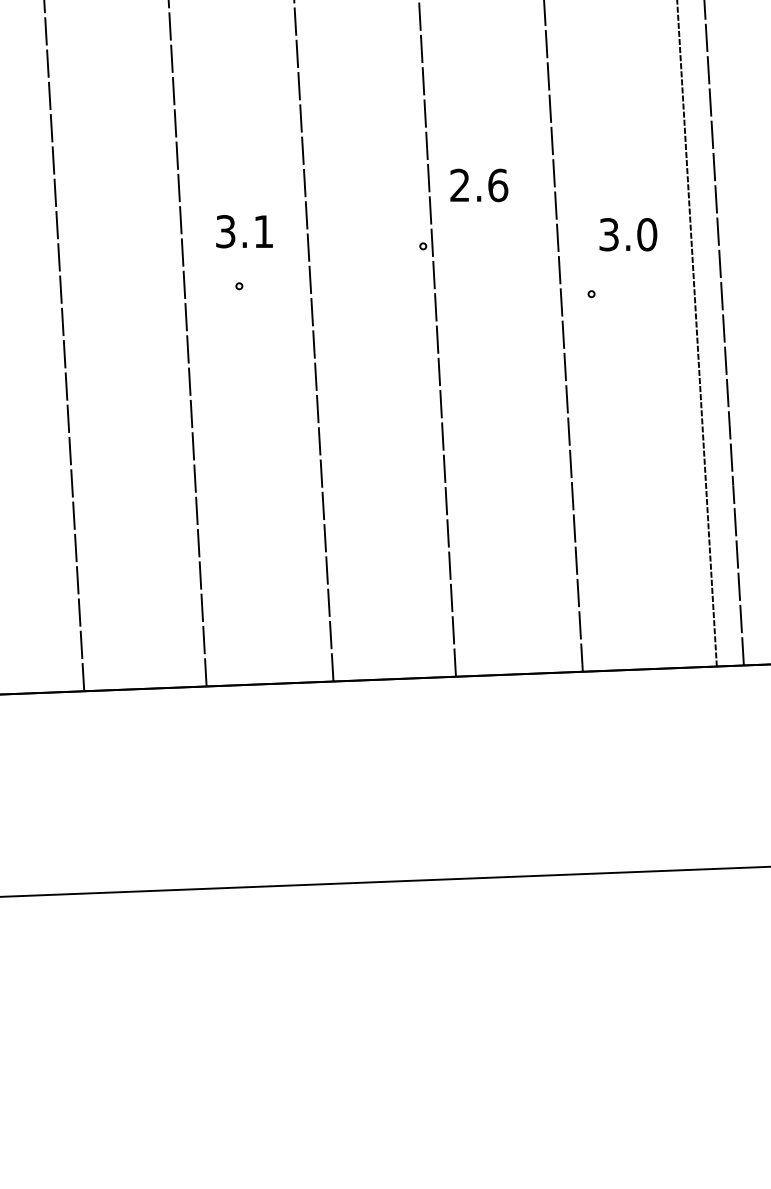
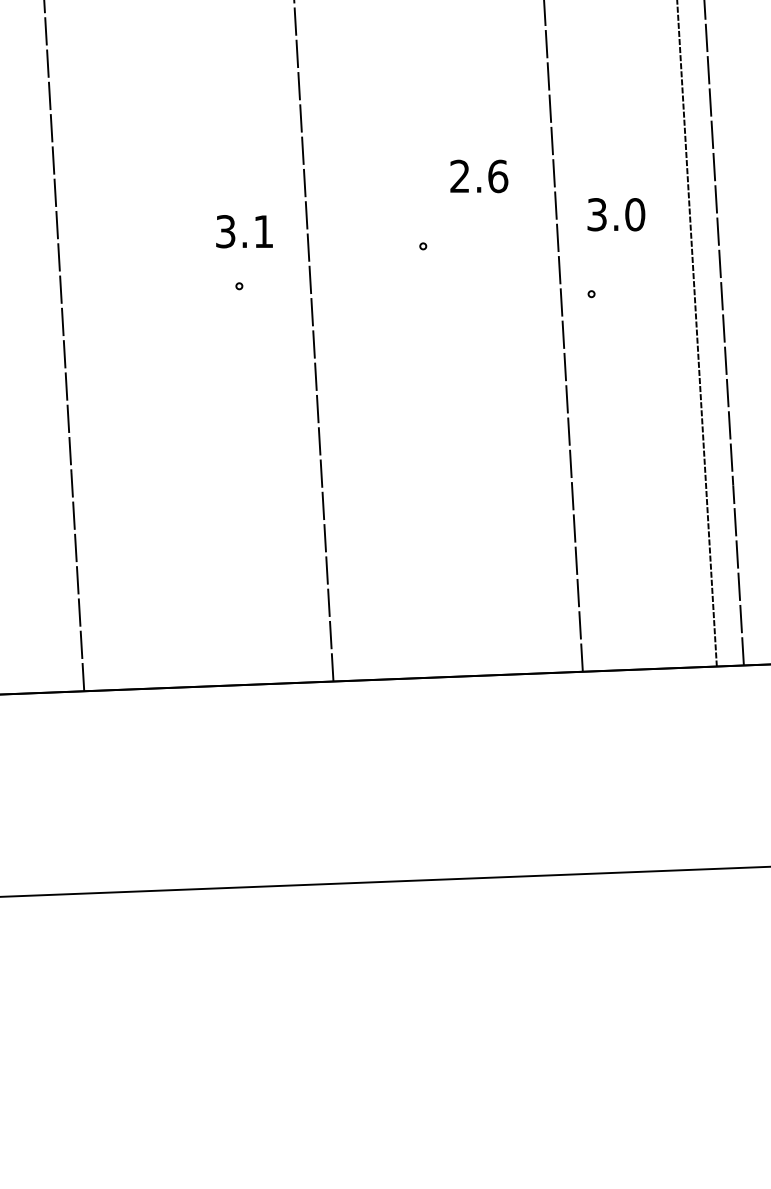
text position: (479, 185) -> (479, 176) (479, 176)
text position: (628, 234) -> (616, 214) (616, 214)
line: present -> none (437, 339)
line: present -> none (187, 344)
